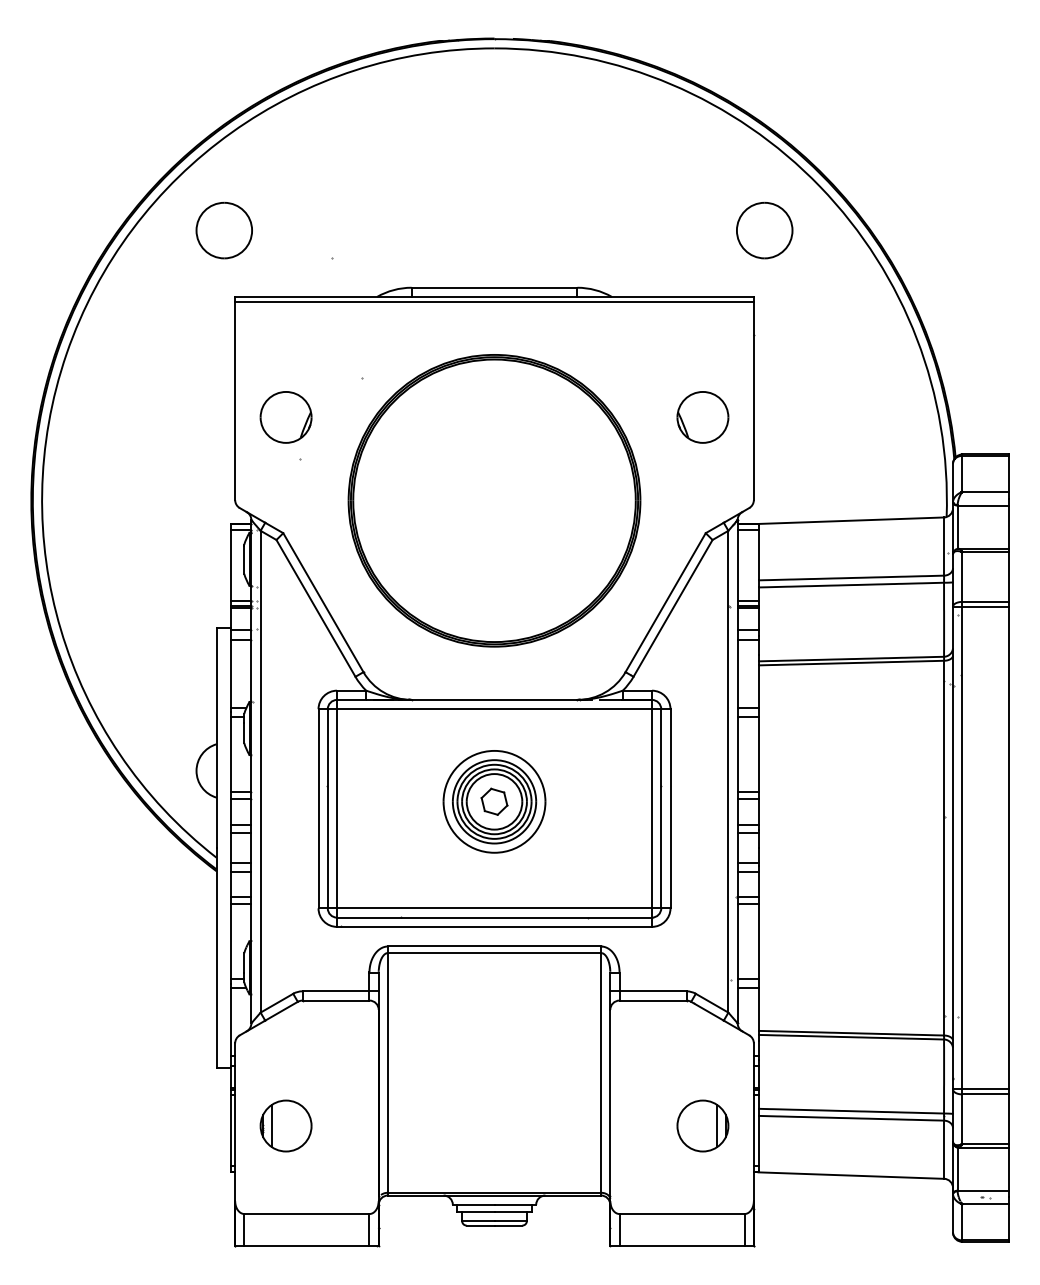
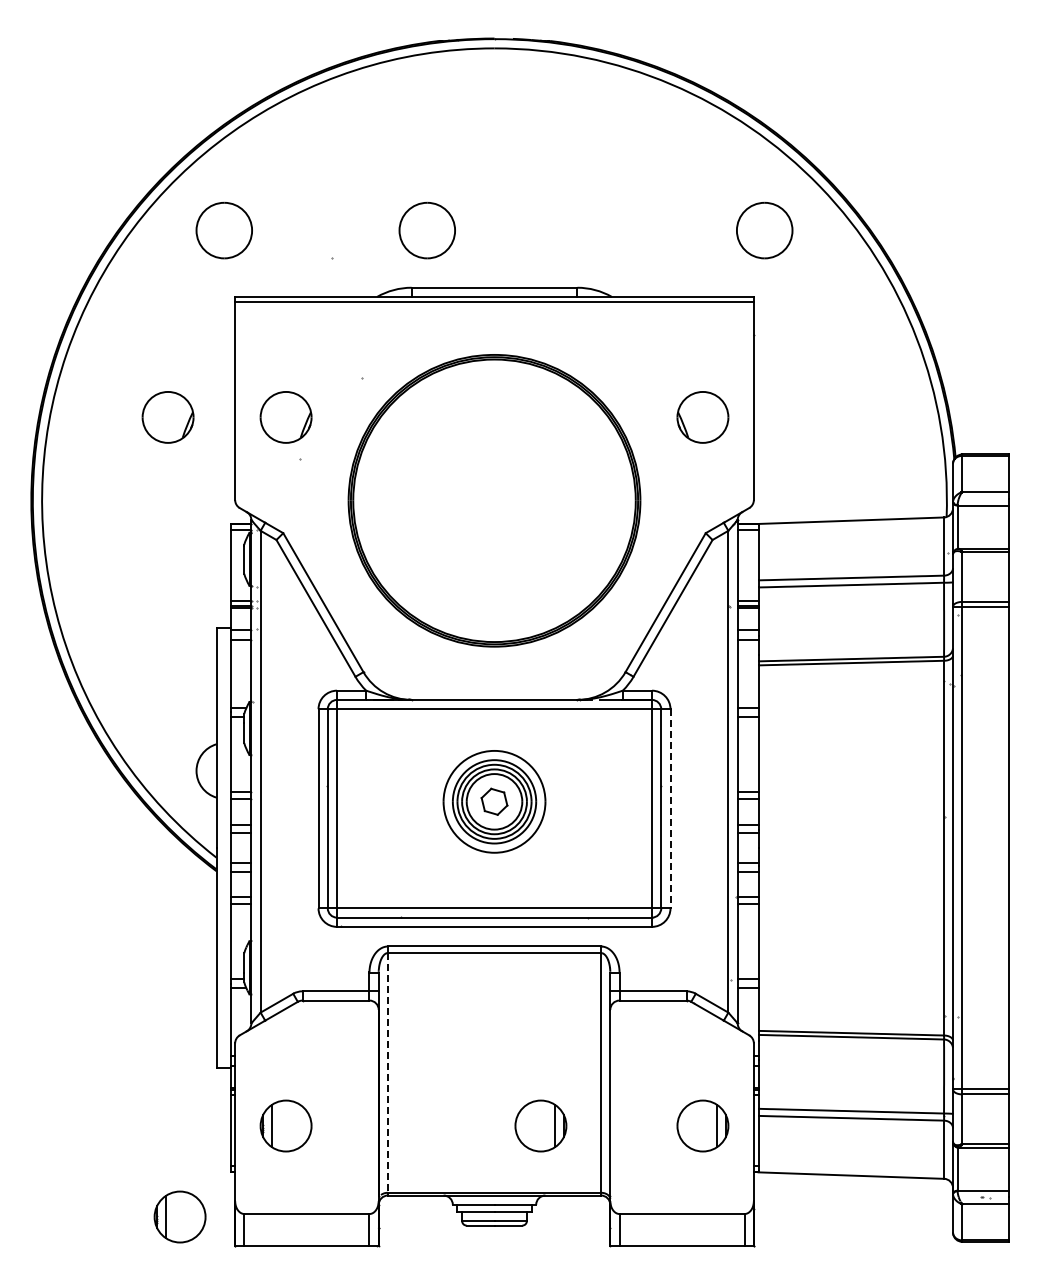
part: none -> present (426, 230)
part: none -> present (167, 417)
line: solid -> dashed (670, 808)
line: solid -> dashed (388, 1072)
part: none -> present (540, 1125)
part: none -> present (179, 1216)
